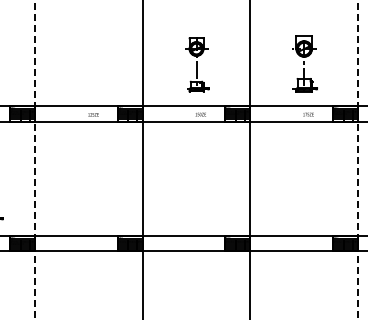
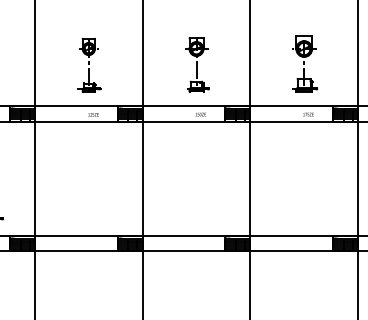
part: none -> present (89, 64)
line: dashed -> solid (35, 160)
line: dashed -> solid (358, 160)
